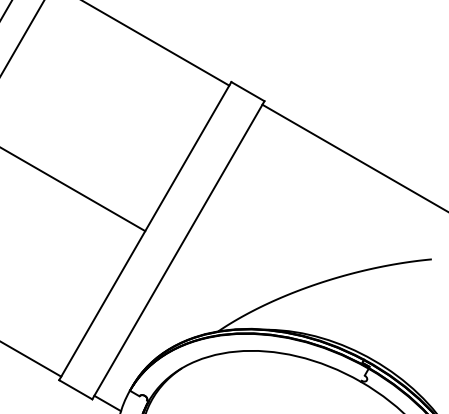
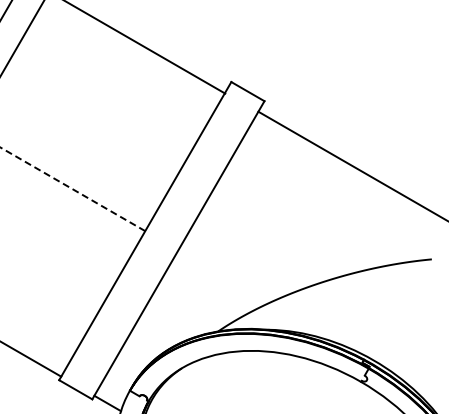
line position: (156, 43) -> (146, 47) (146, 47)
line position: (353, 157) -> (351, 165) (351, 165)
line: solid -> dashed (72, 189)
